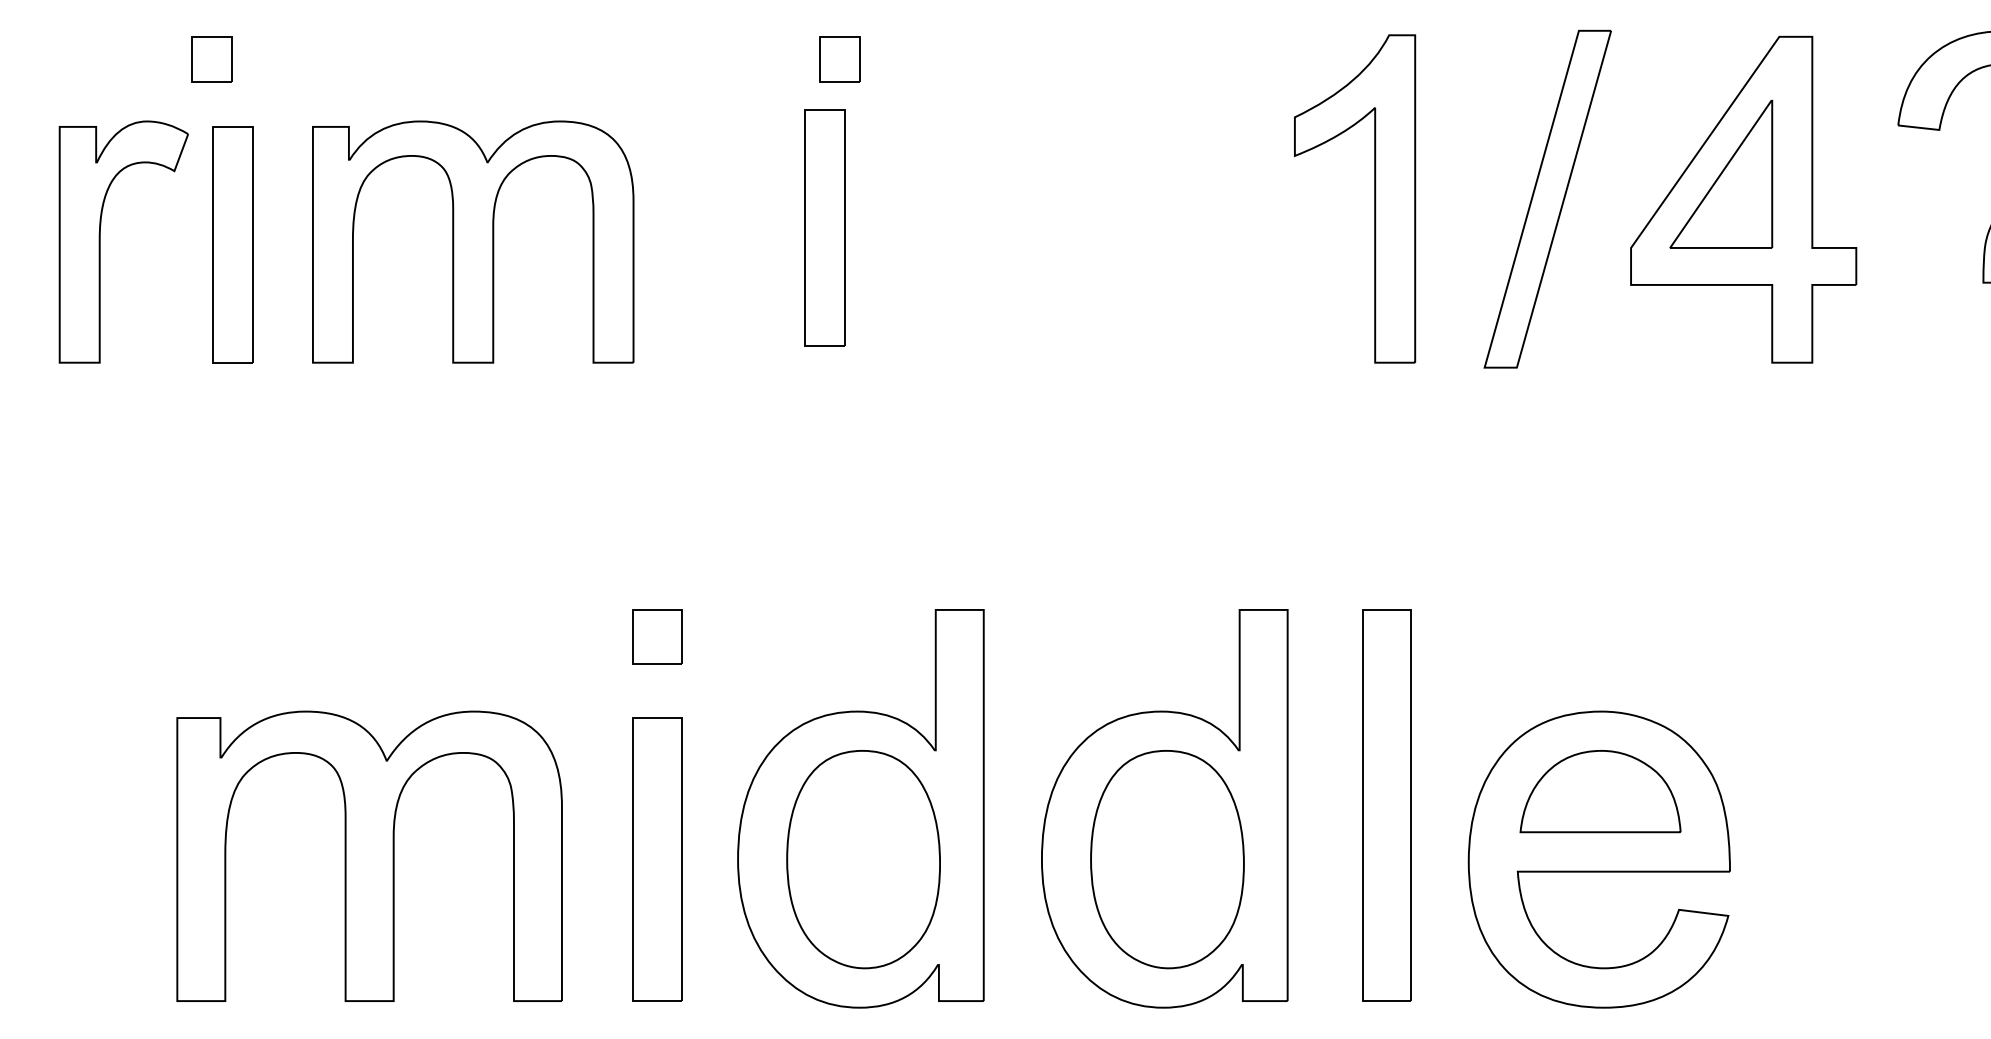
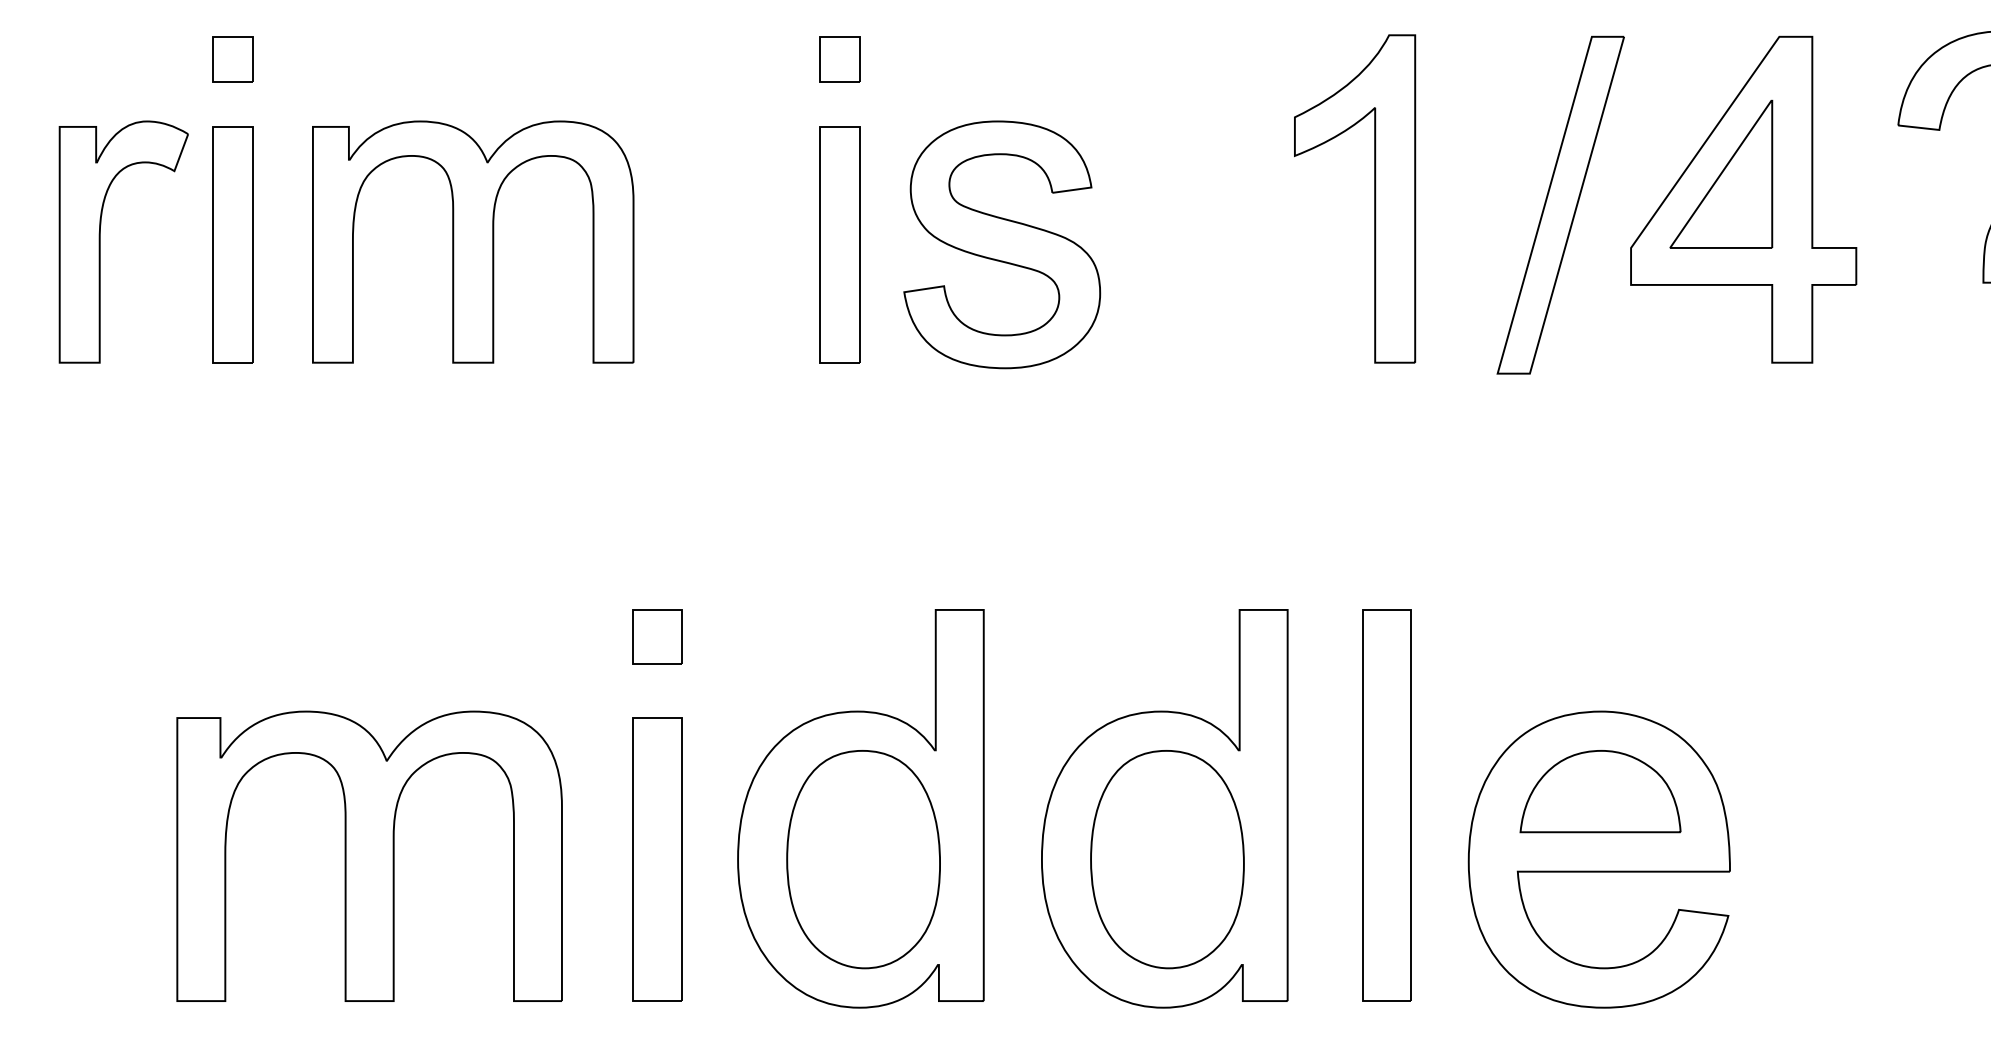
part position: (211, 59) -> (232, 59) (232, 59)
part position: (1547, 198) -> (1560, 204) (1560, 204)
part position: (824, 227) -> (839, 244) (839, 244)
part: none -> present (1002, 244)
